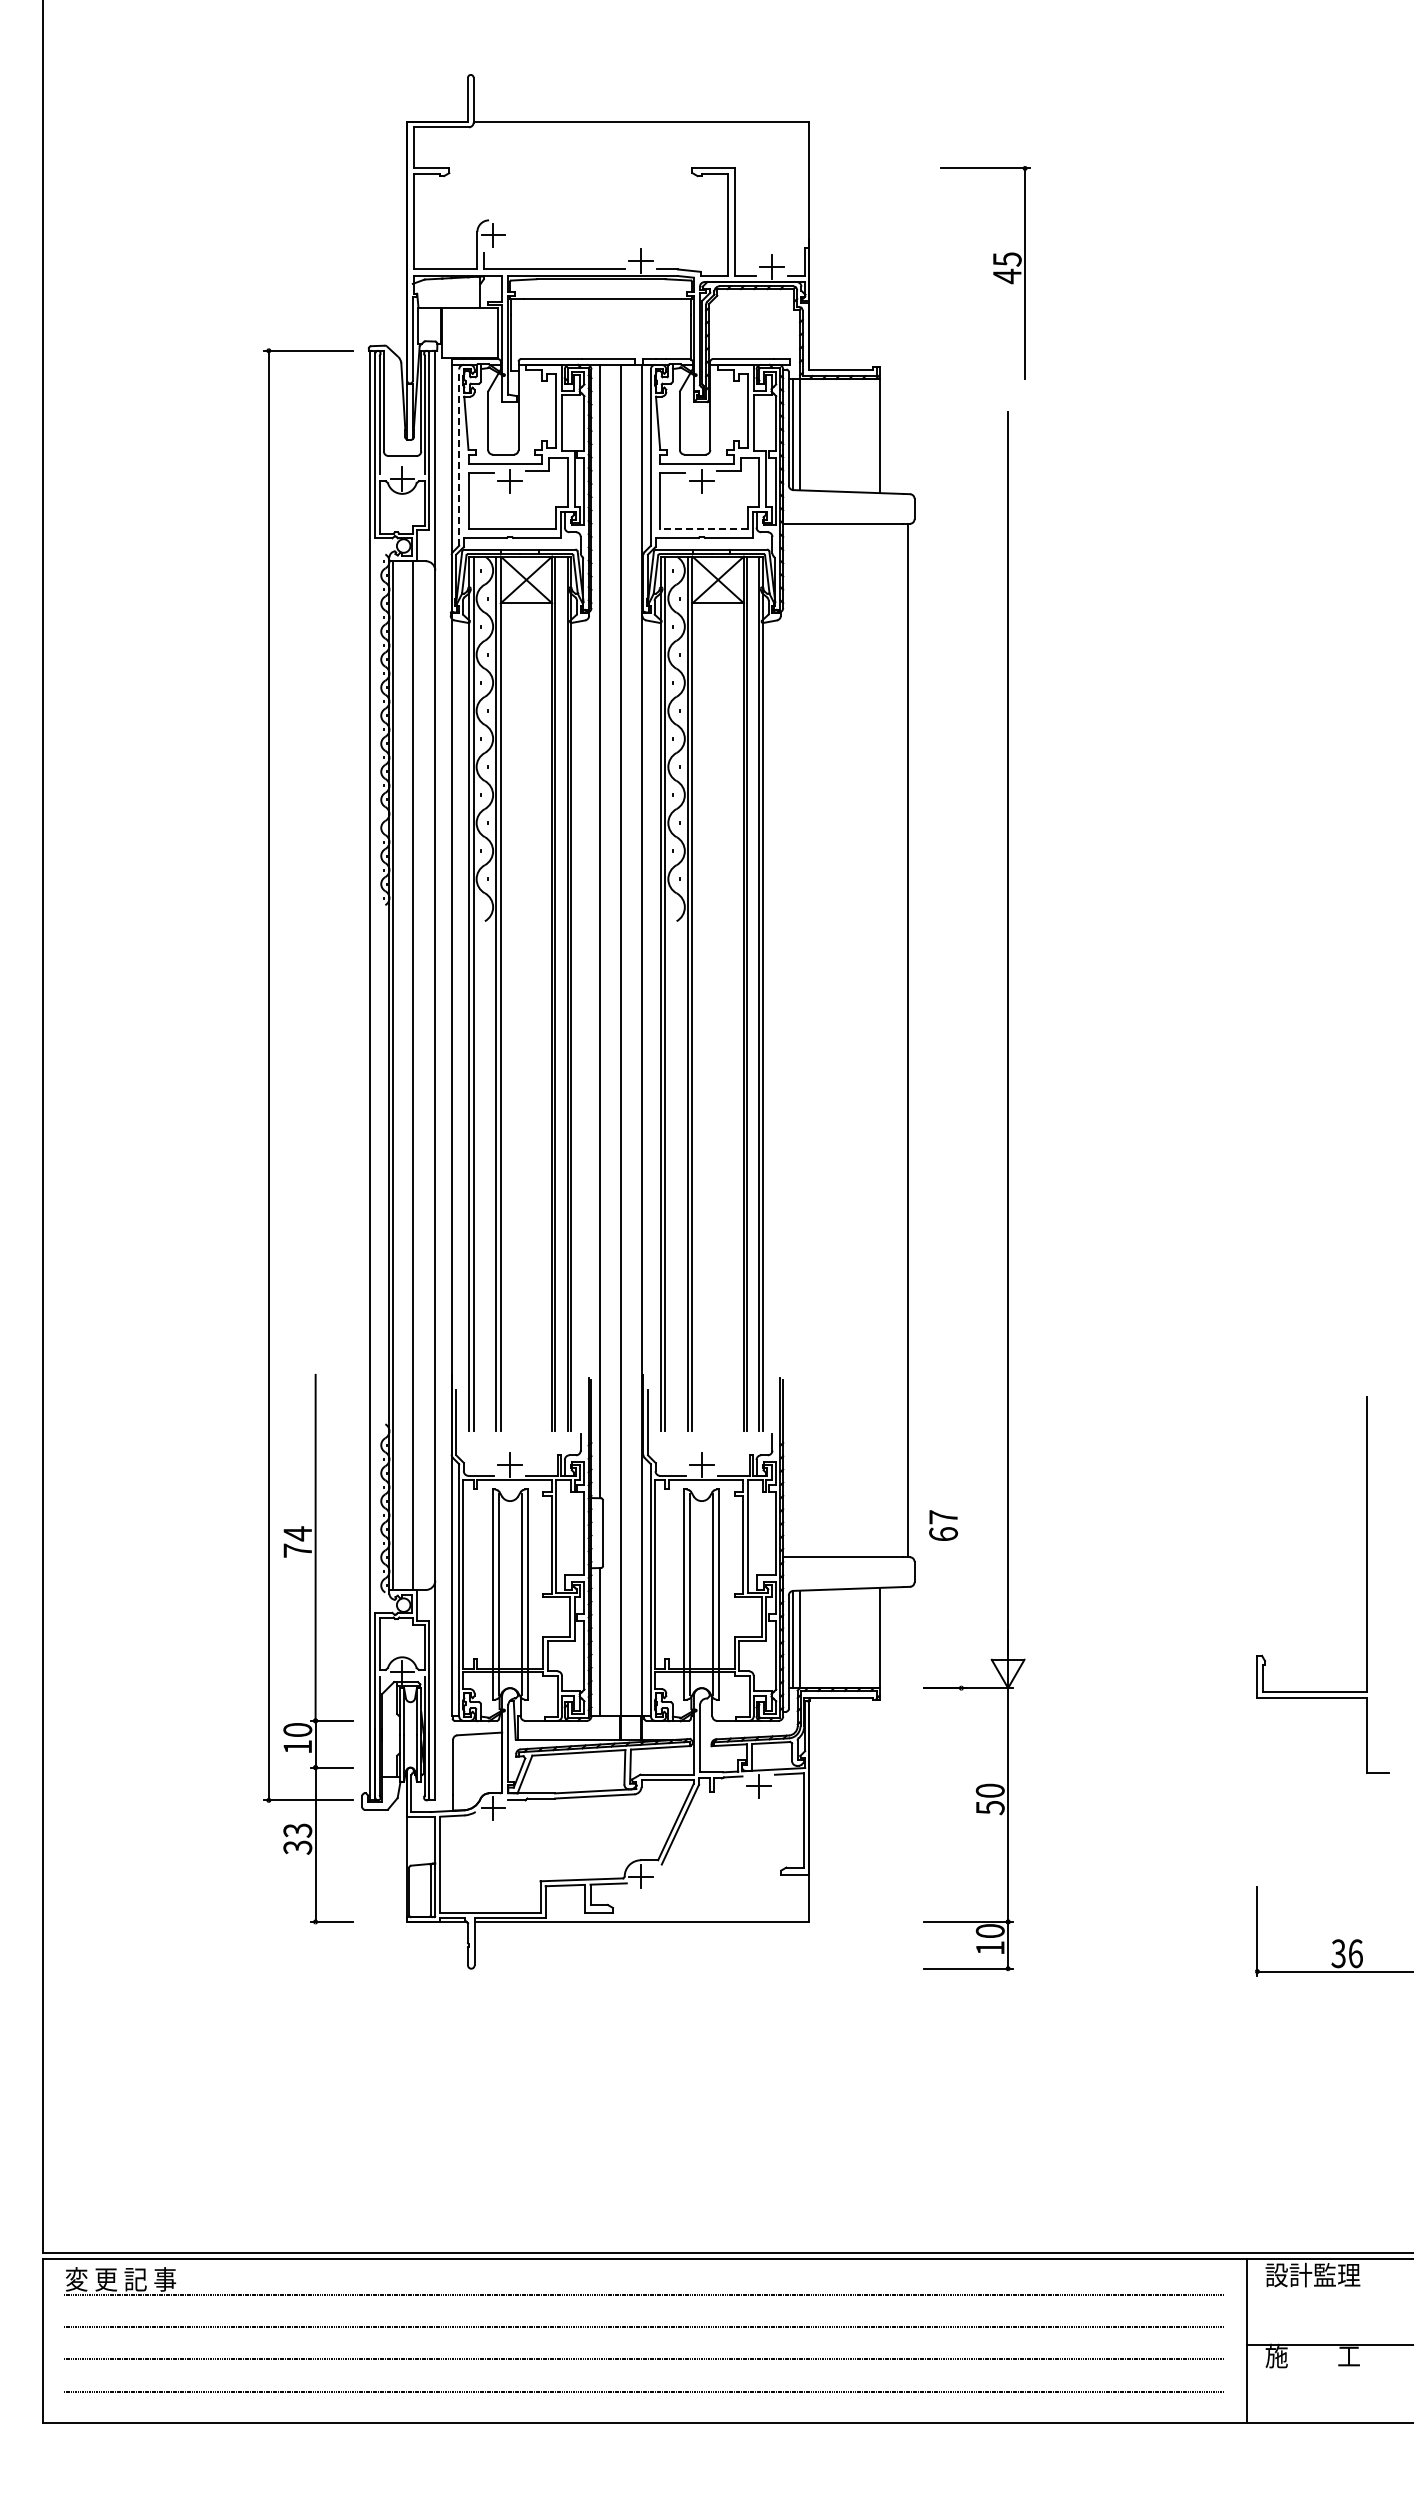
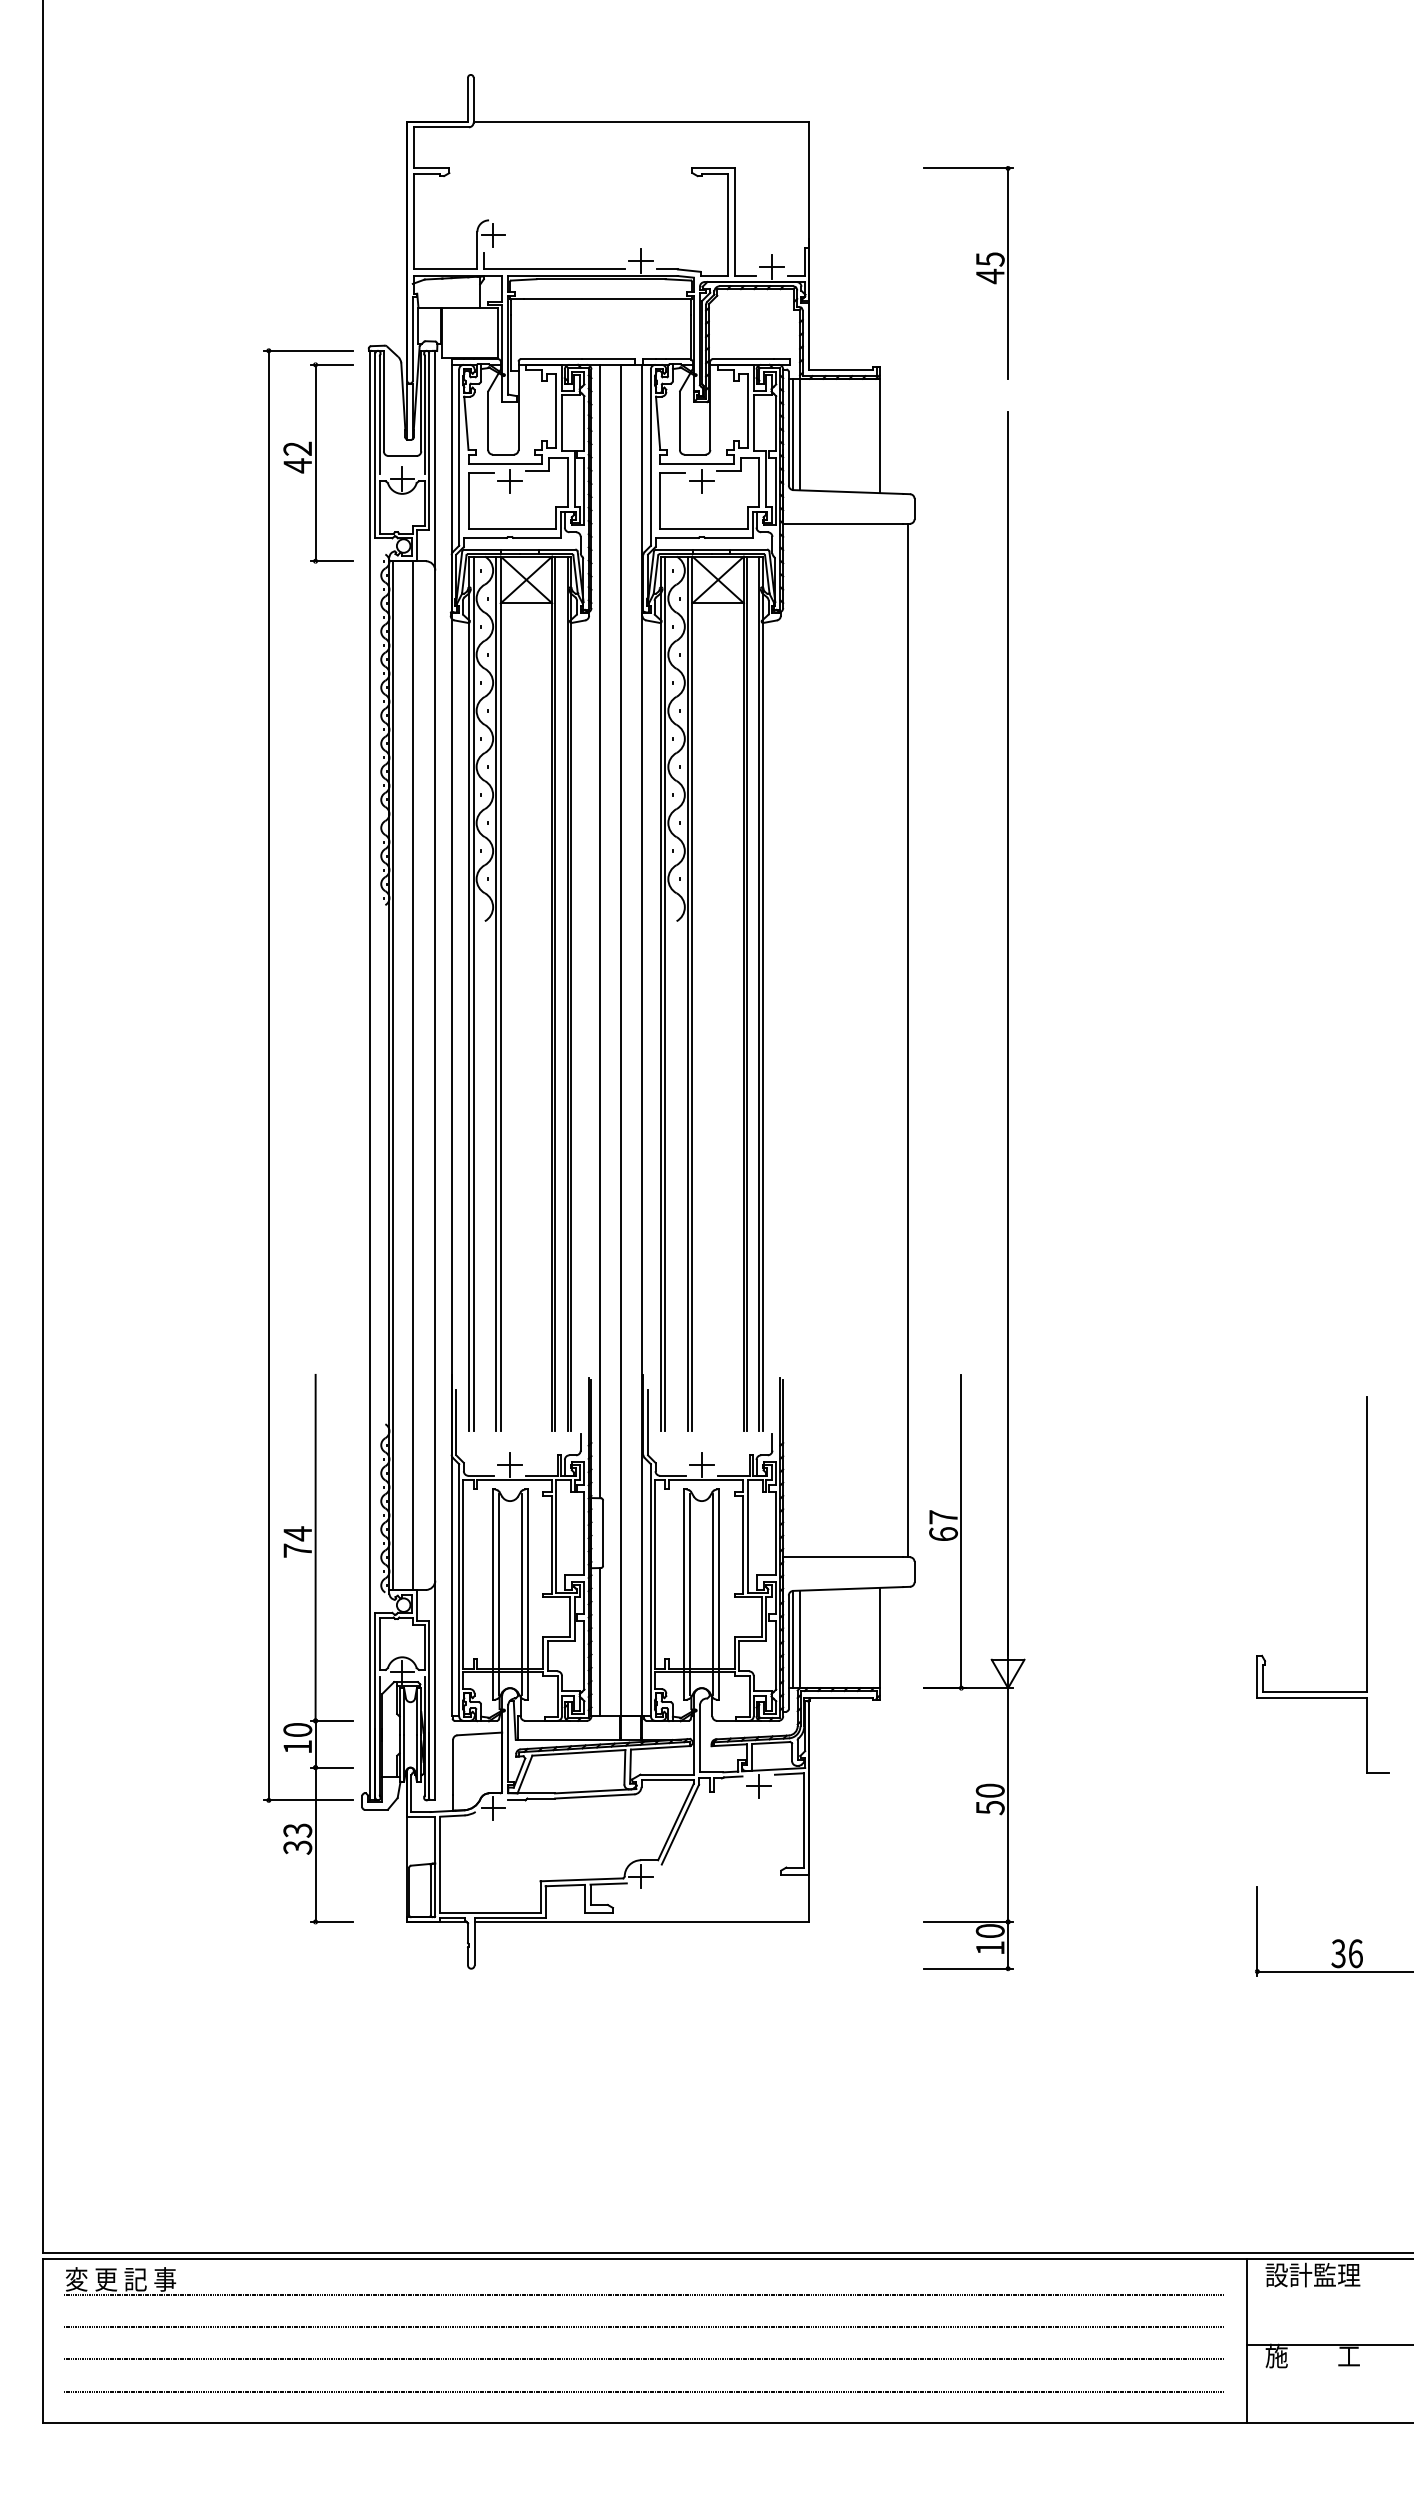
part position: (993, 272) -> (976, 272) (976, 272)
line: dashed -> solid (459, 457)
part: none -> present (318, 462)
line: dashed -> solid (704, 528)
line: none -> present (961, 1531)
